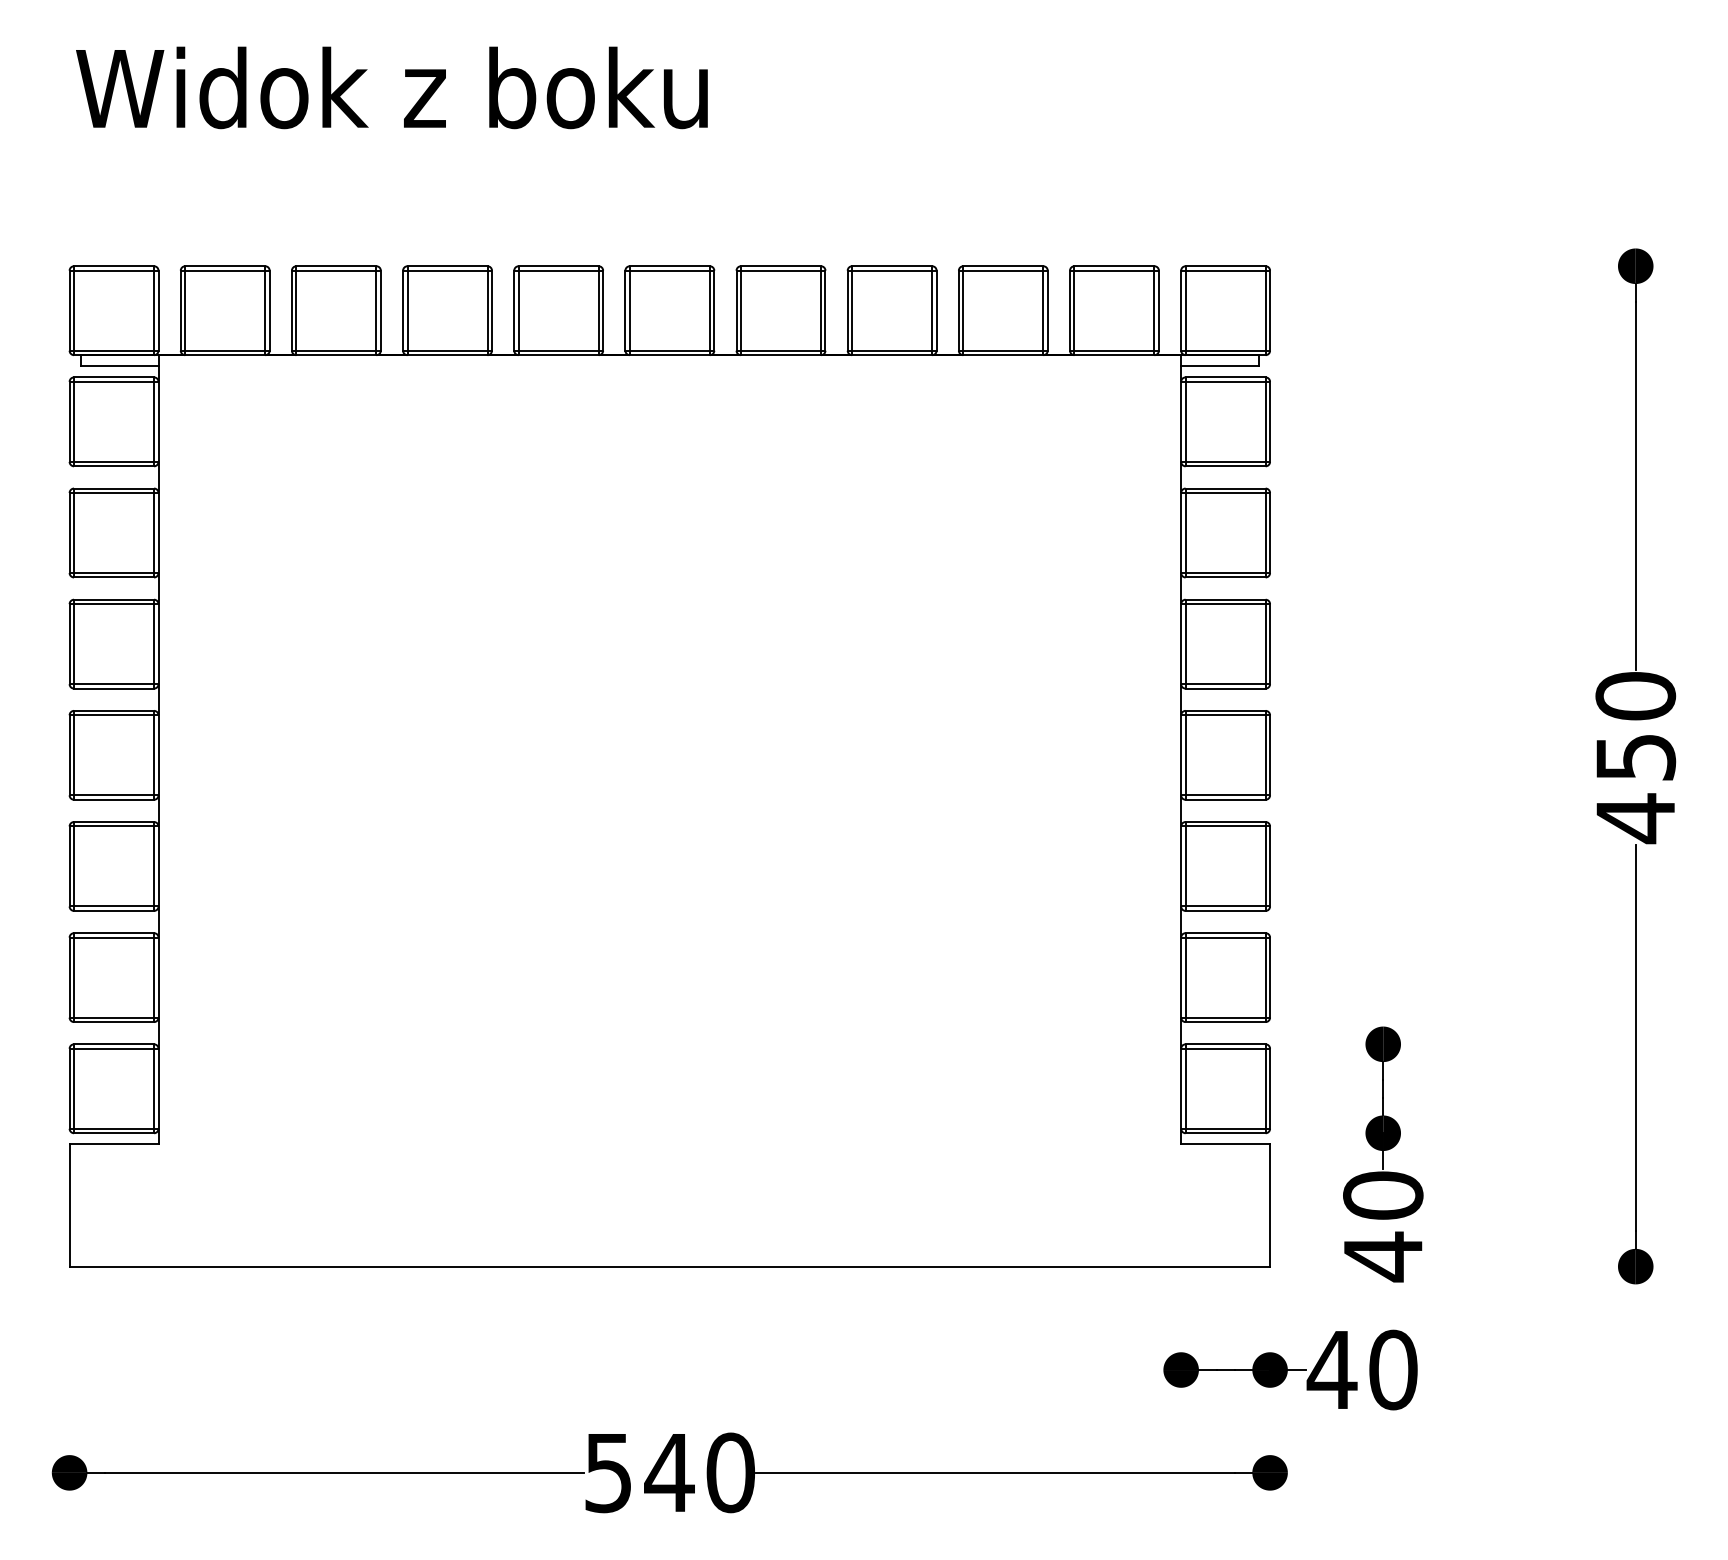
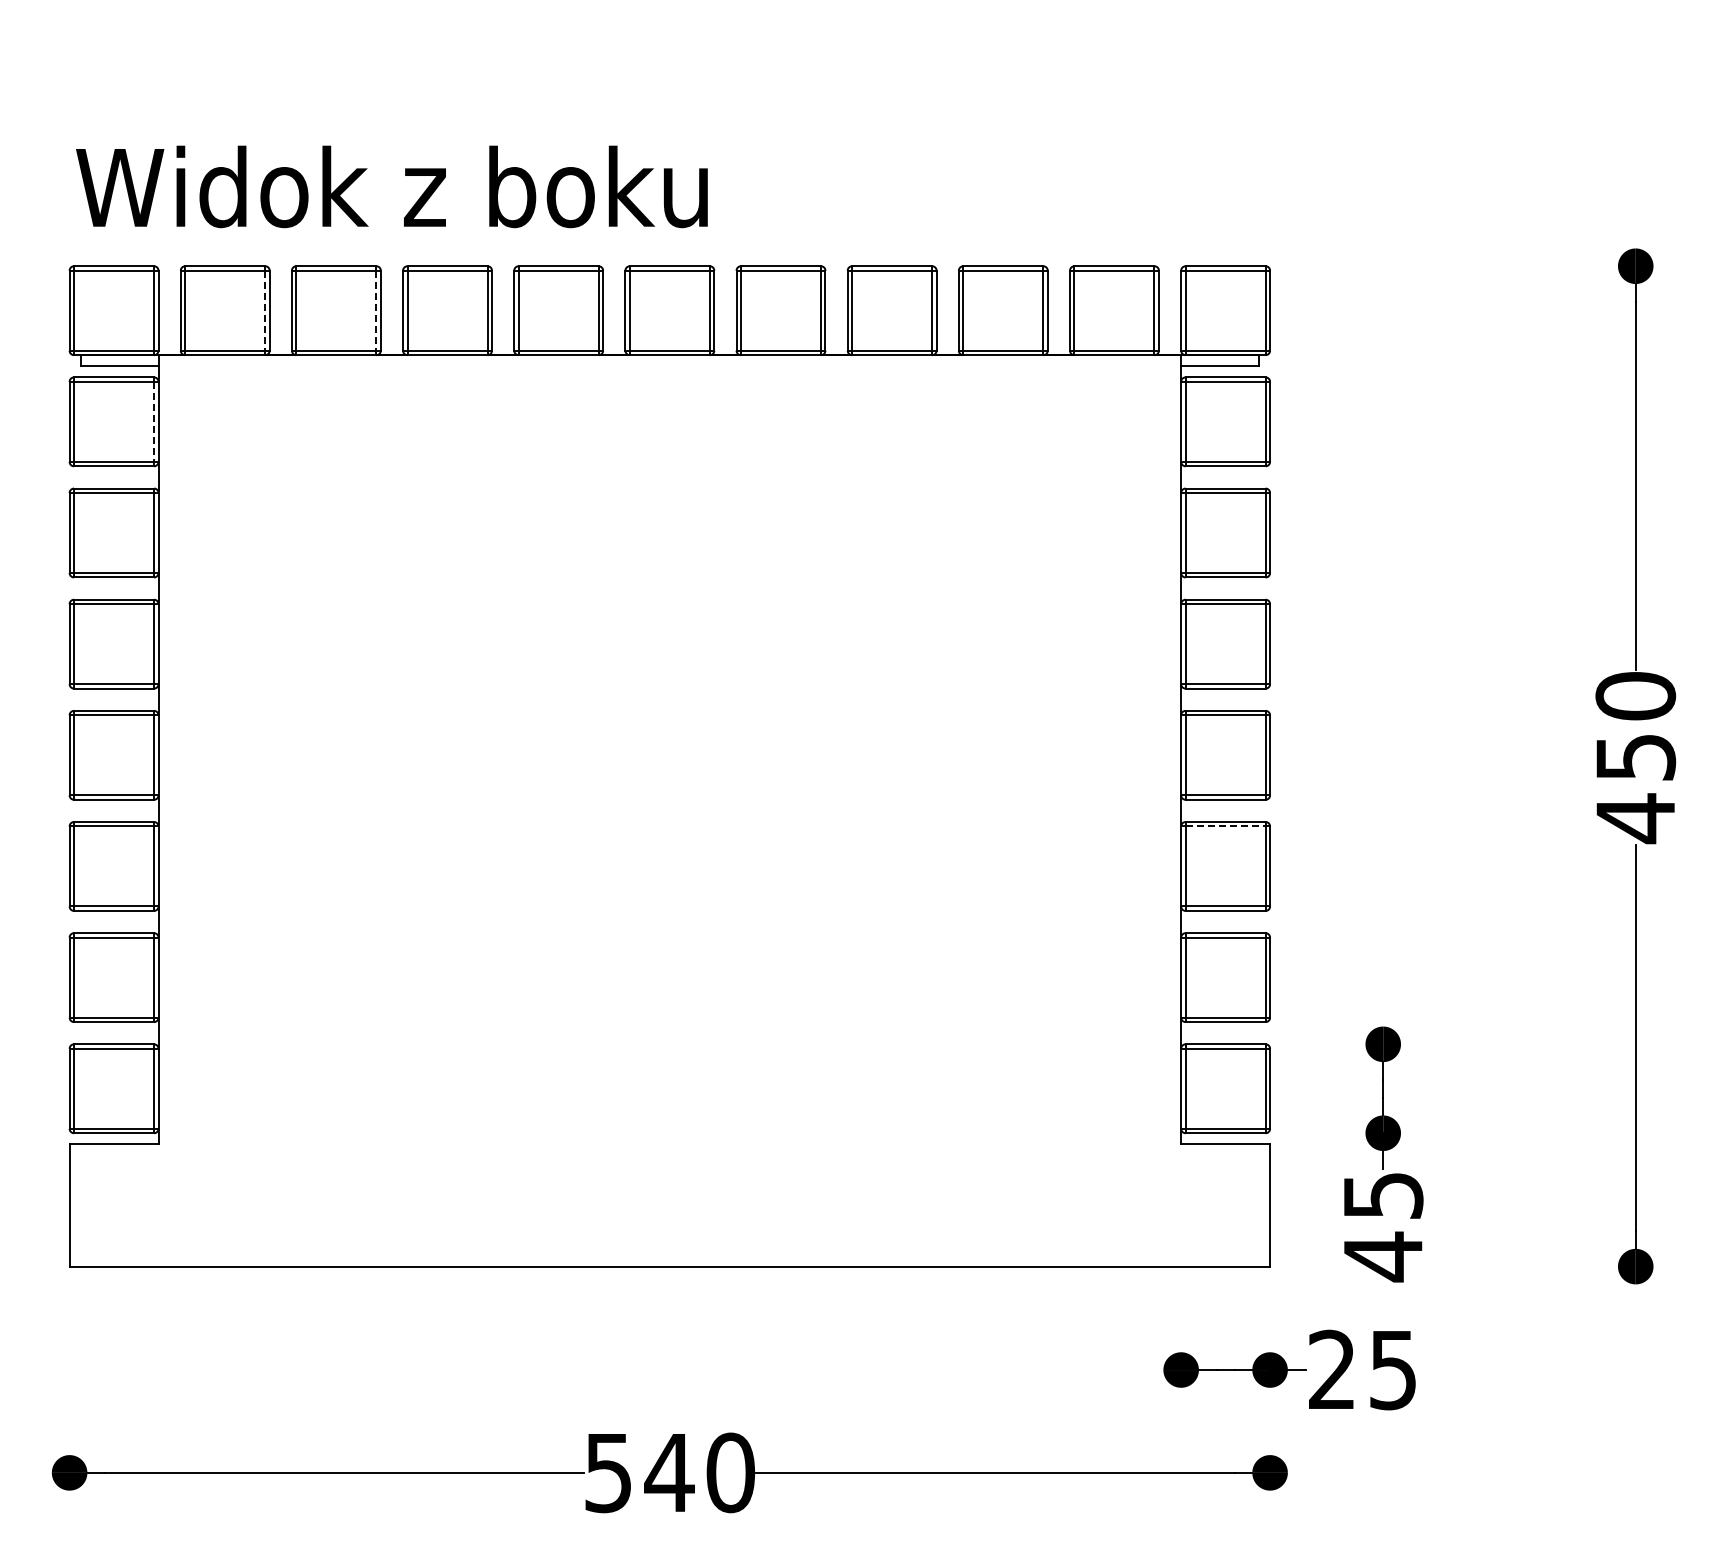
text position: (391, 87) -> (391, 186) (391, 186)
line: solid -> dashed (265, 311)
line: solid -> dashed (376, 311)
line: solid -> dashed (154, 422)
line: solid -> dashed (1226, 826)
text: 40 -> 45 (1383, 1195)
text: 40 -> 25 (1361, 1369)
